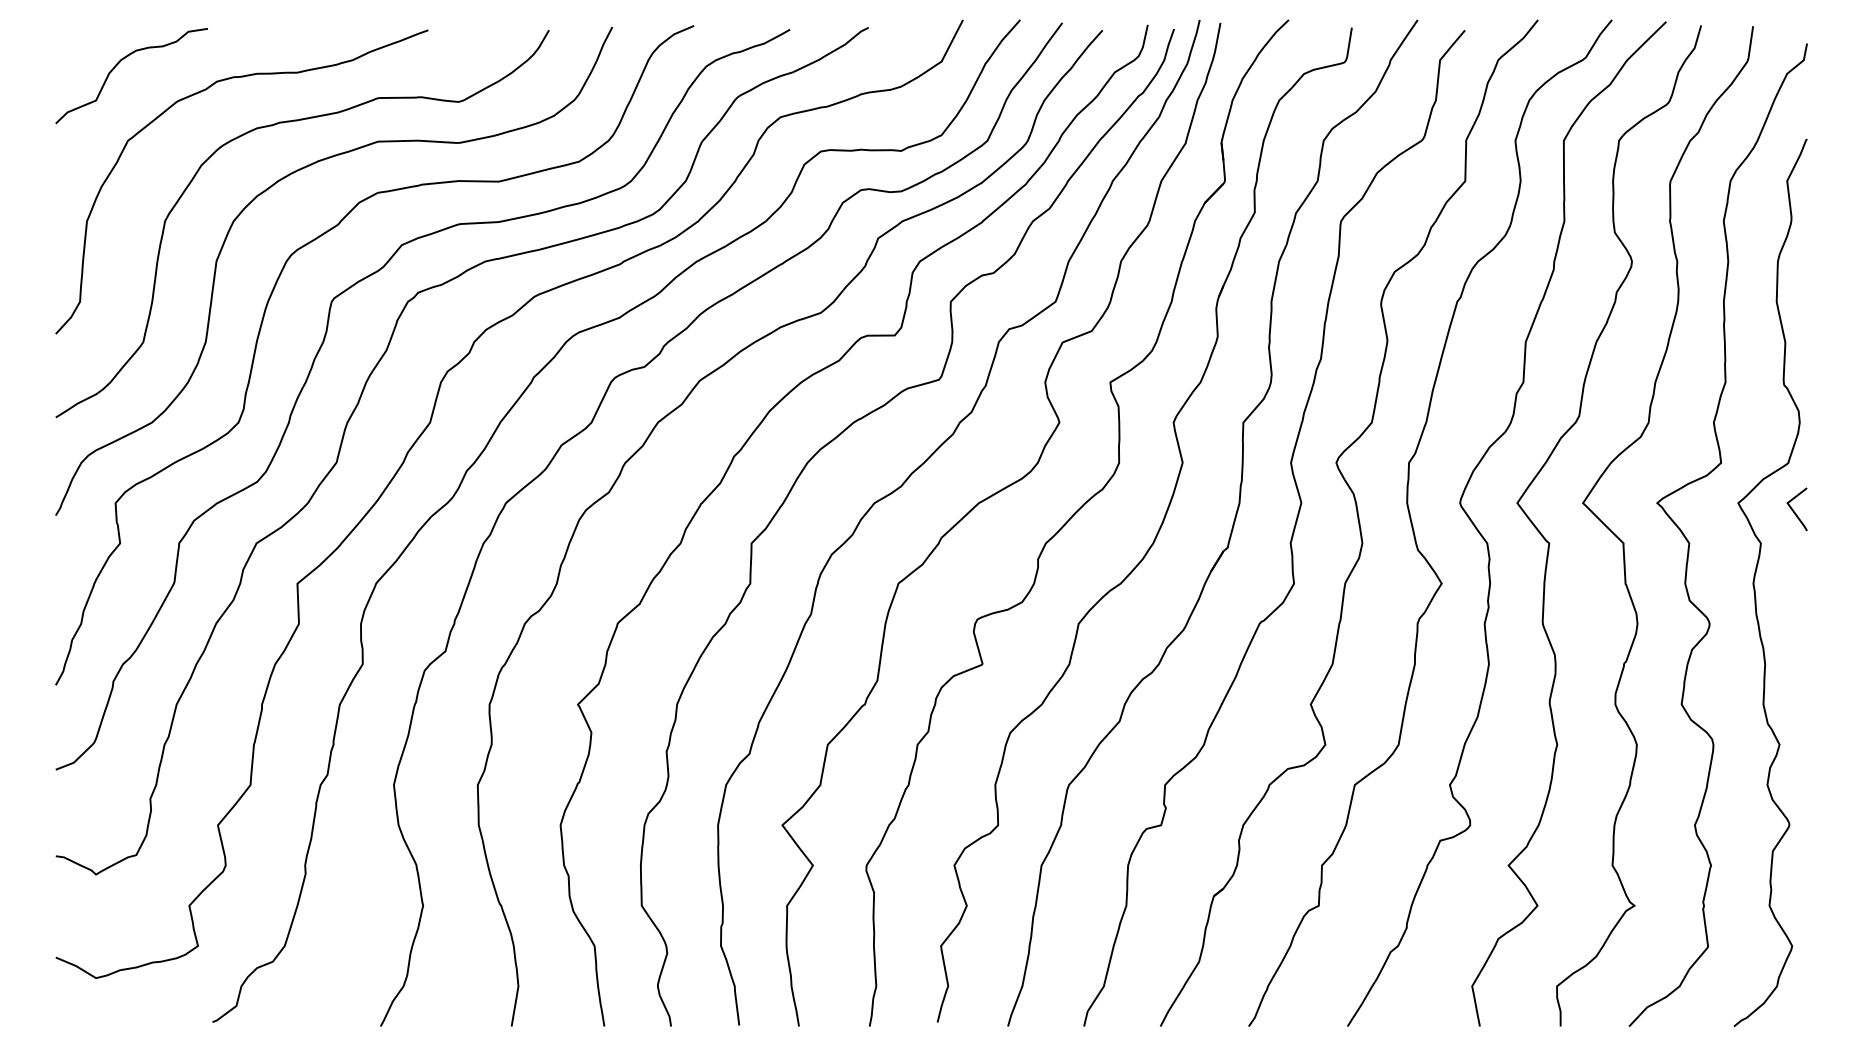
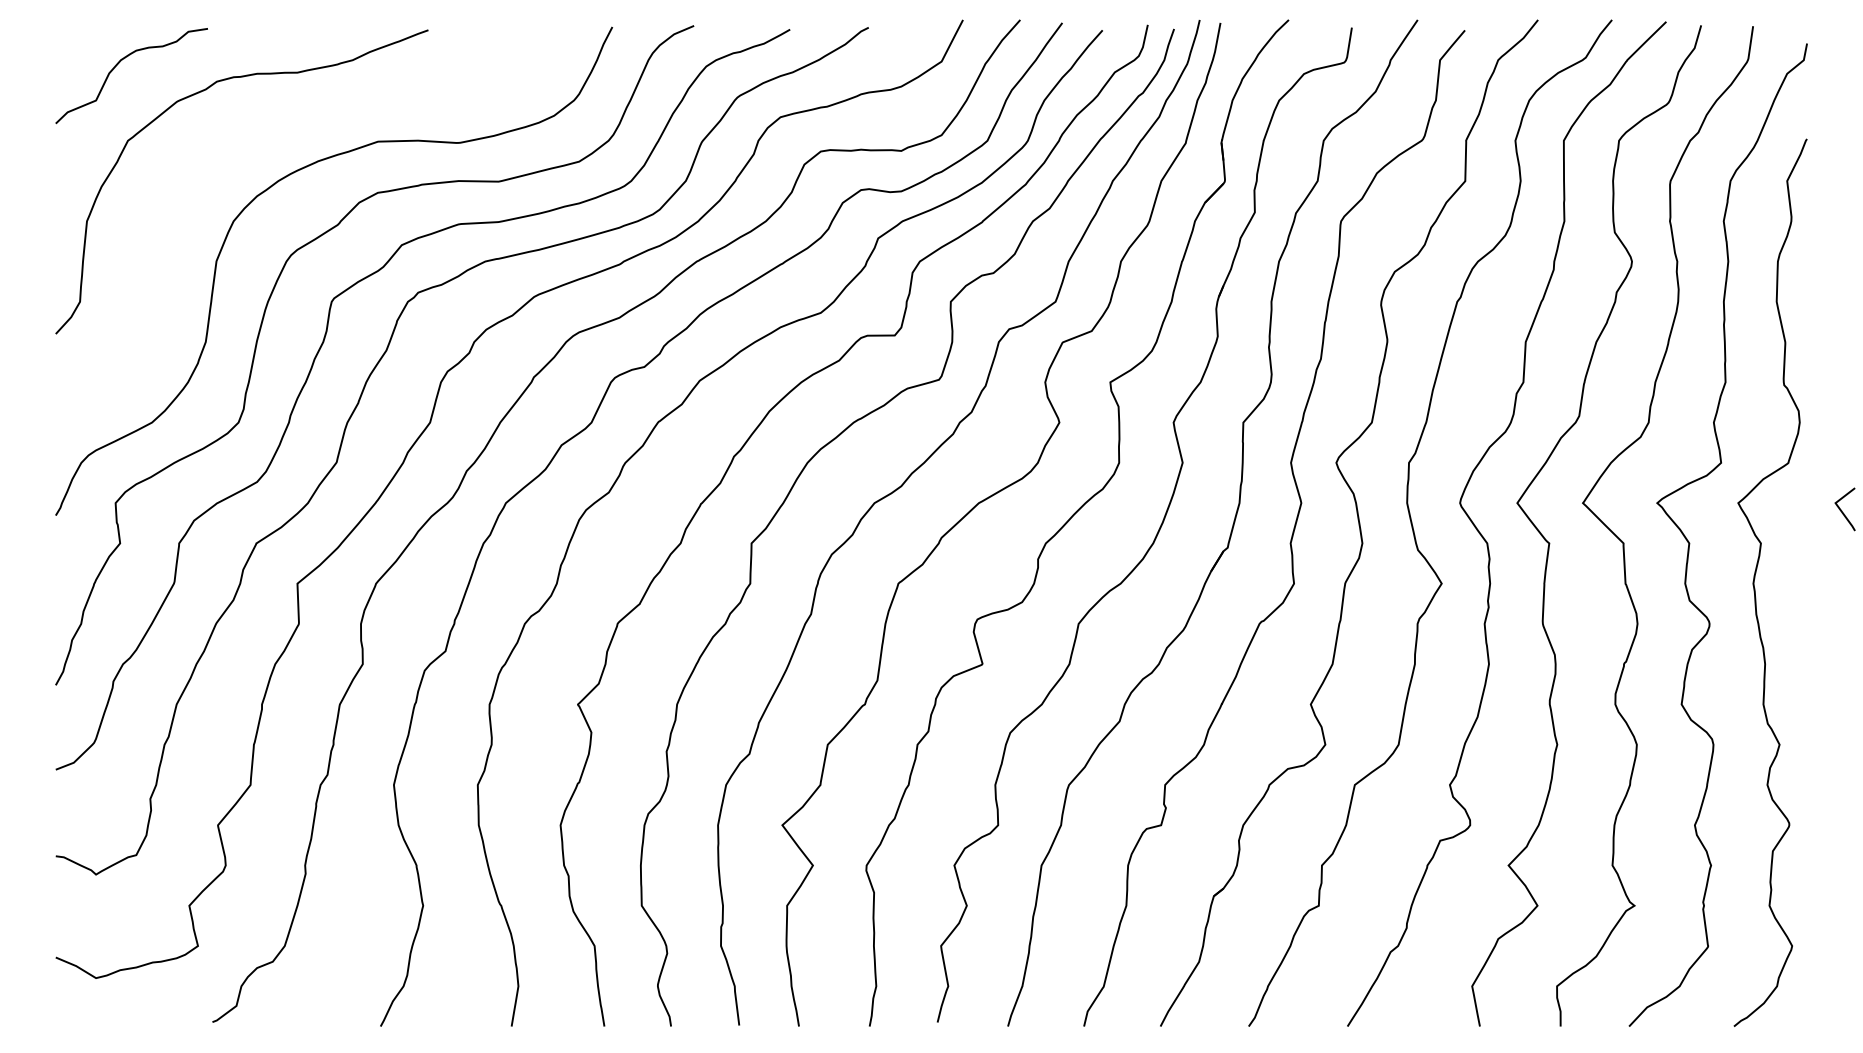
curve: present -> none (272, 126)
line position: (1794, 510) -> (1842, 510) (1842, 510)
